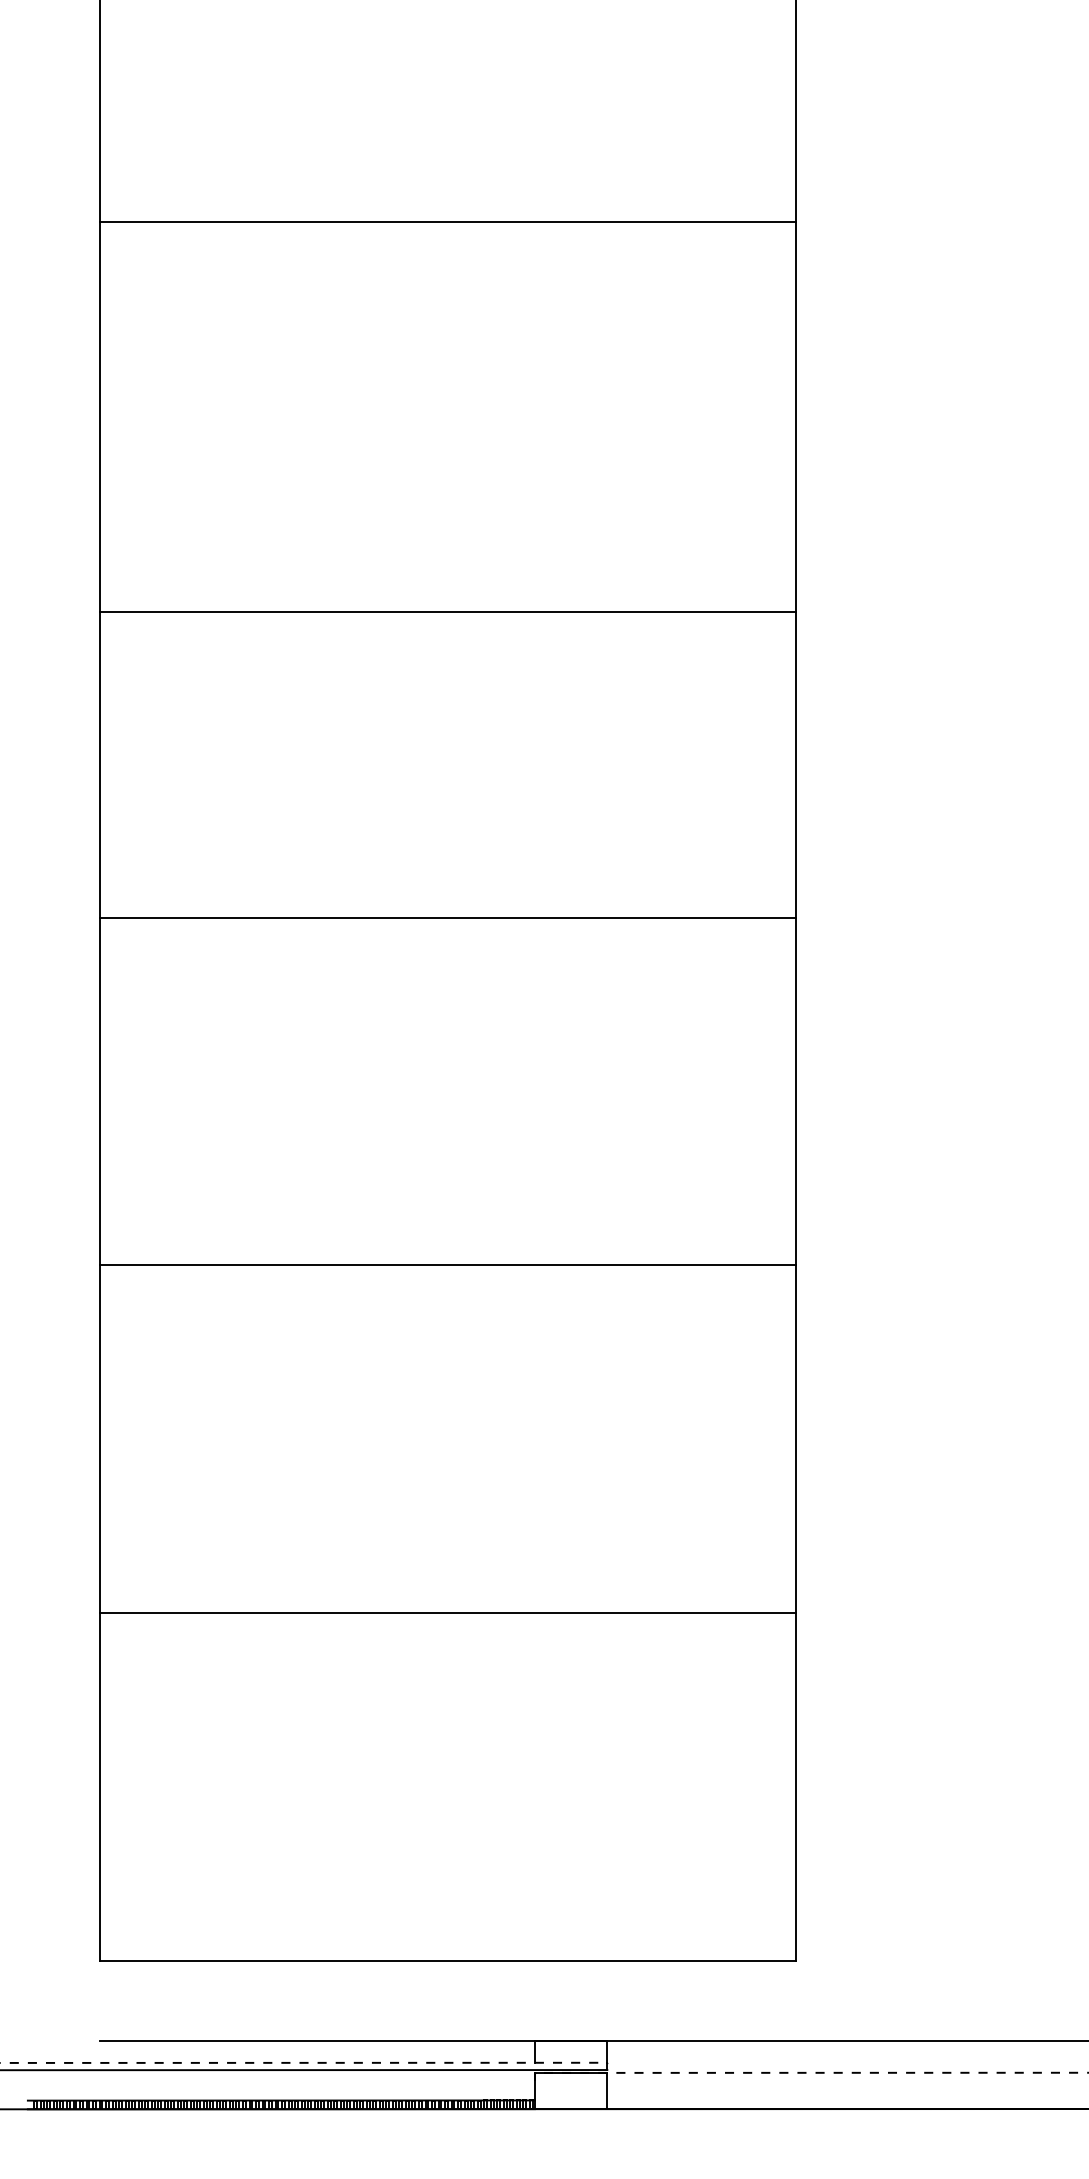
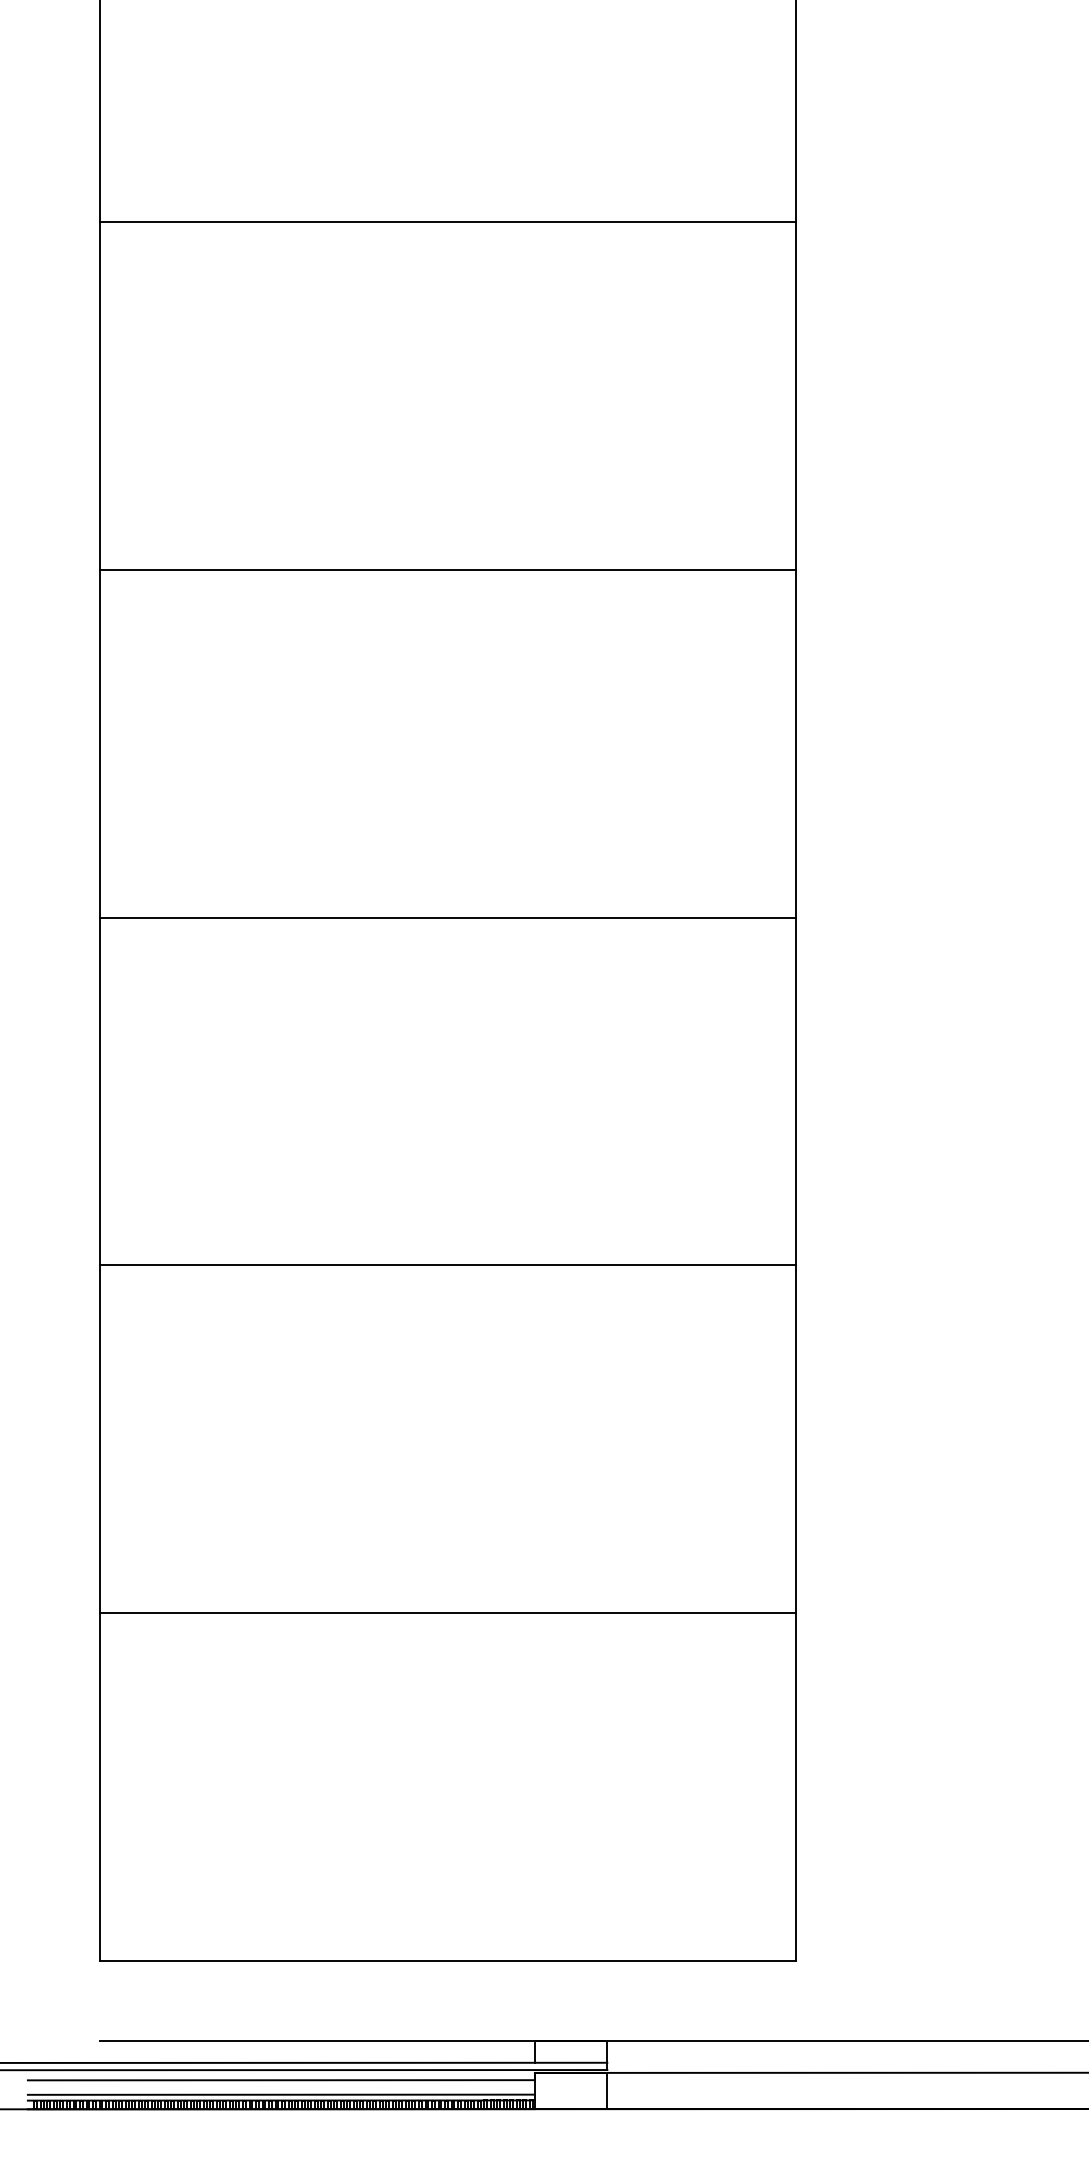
line position: (447, 612) -> (447, 570) (447, 570)
line: dashed -> solid (304, 2062)
line: dashed -> solid (811, 2072)
line: none -> present (280, 2080)
line: none -> present (280, 2094)
